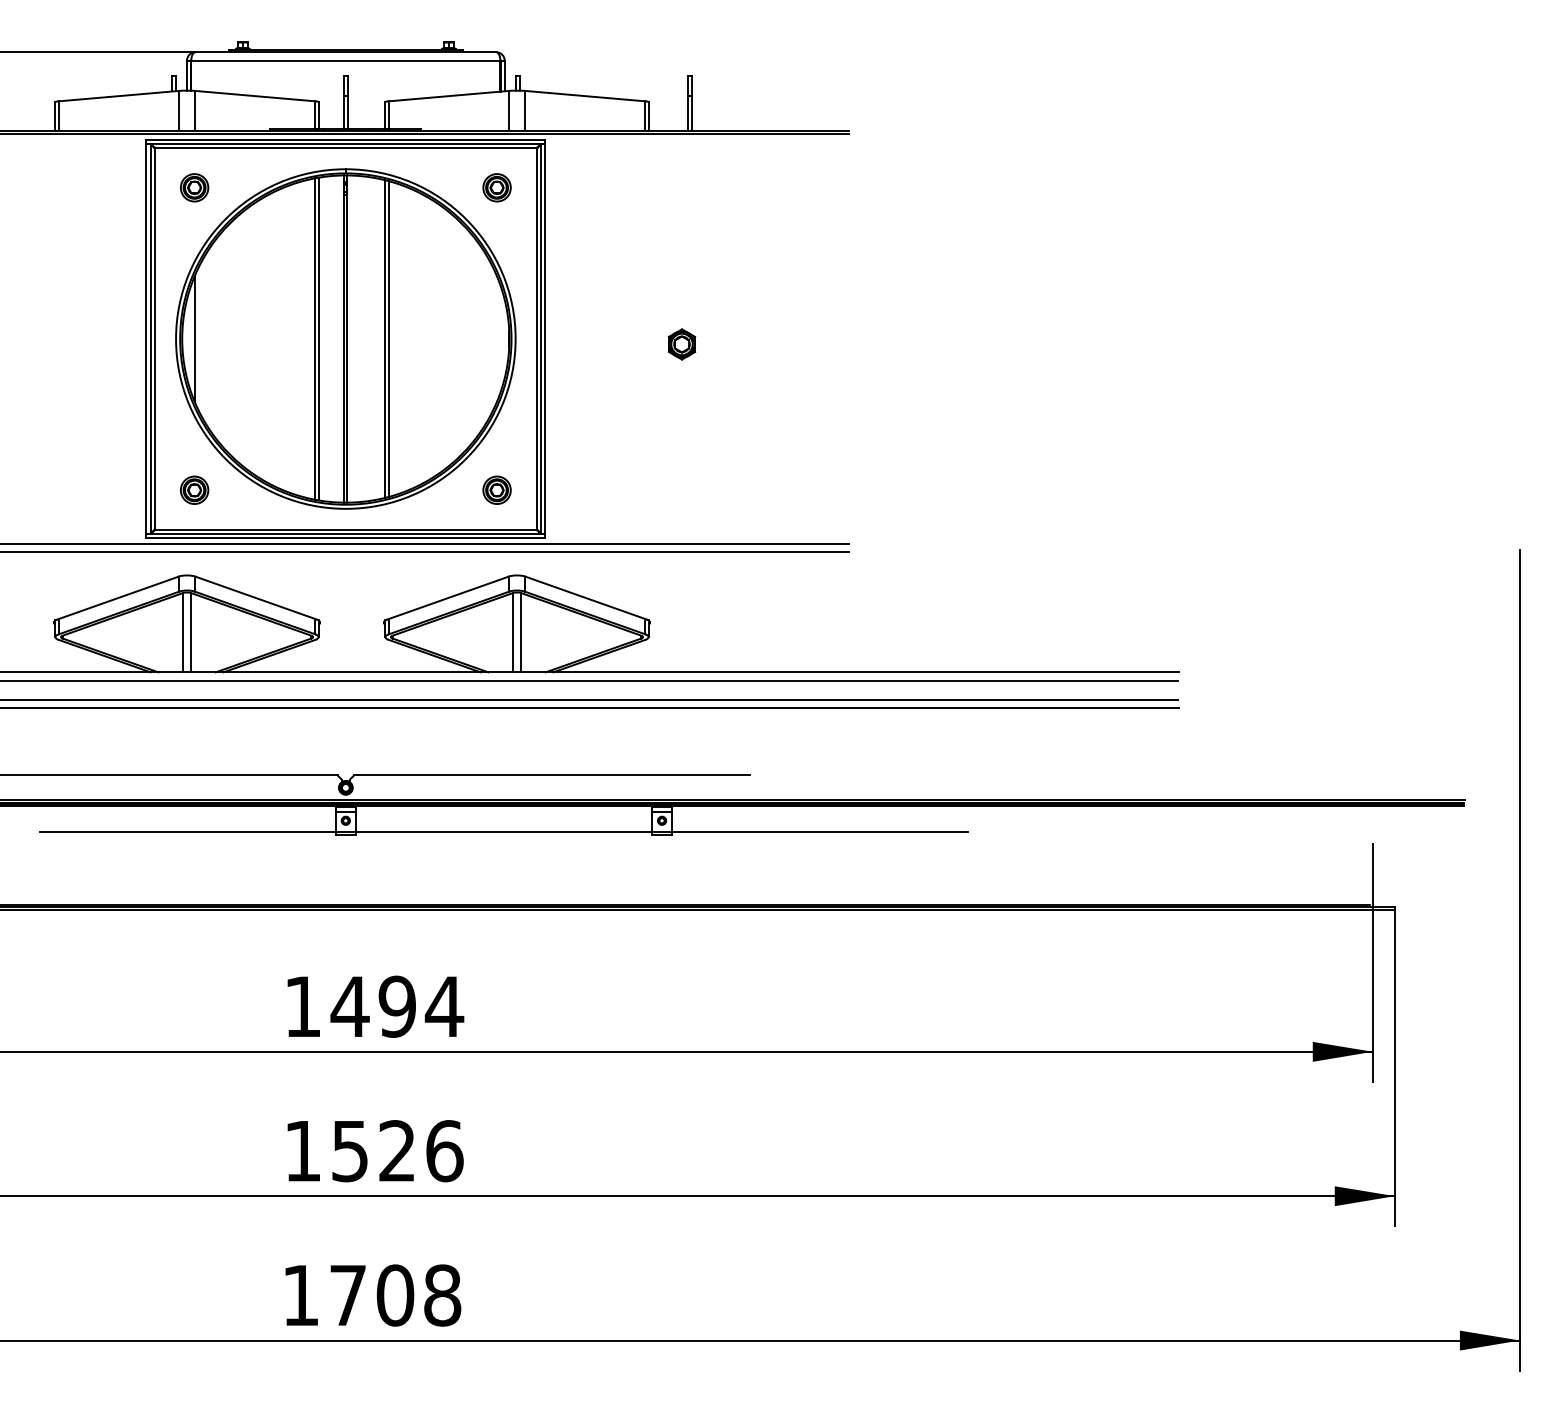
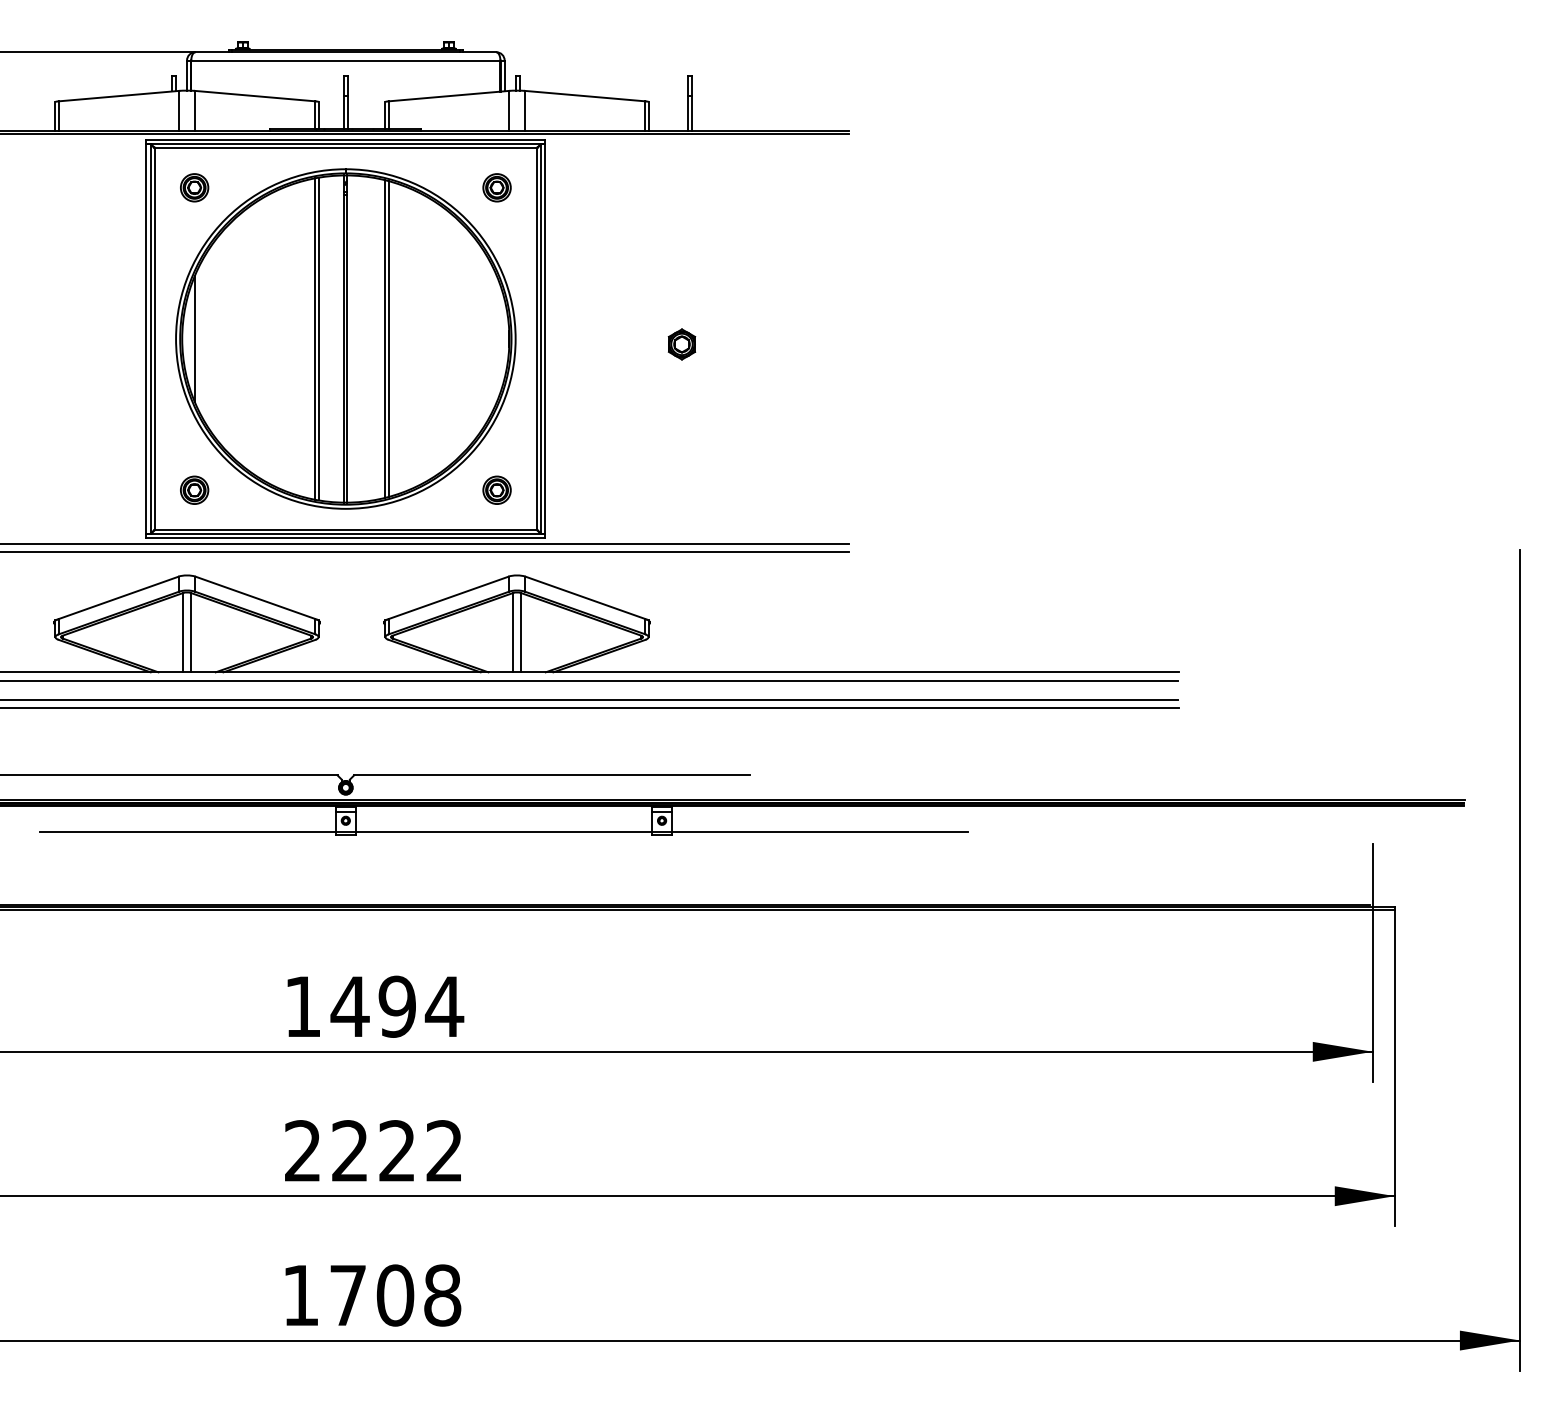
text: 1526 -> 2222 (374, 1151)
